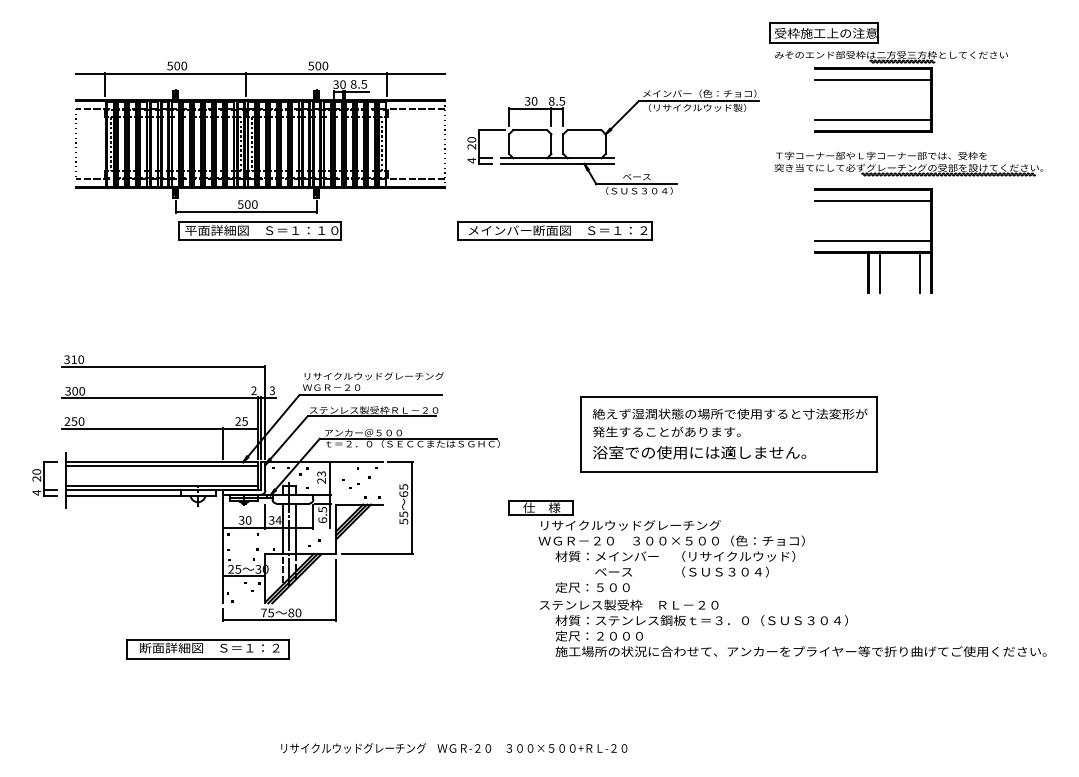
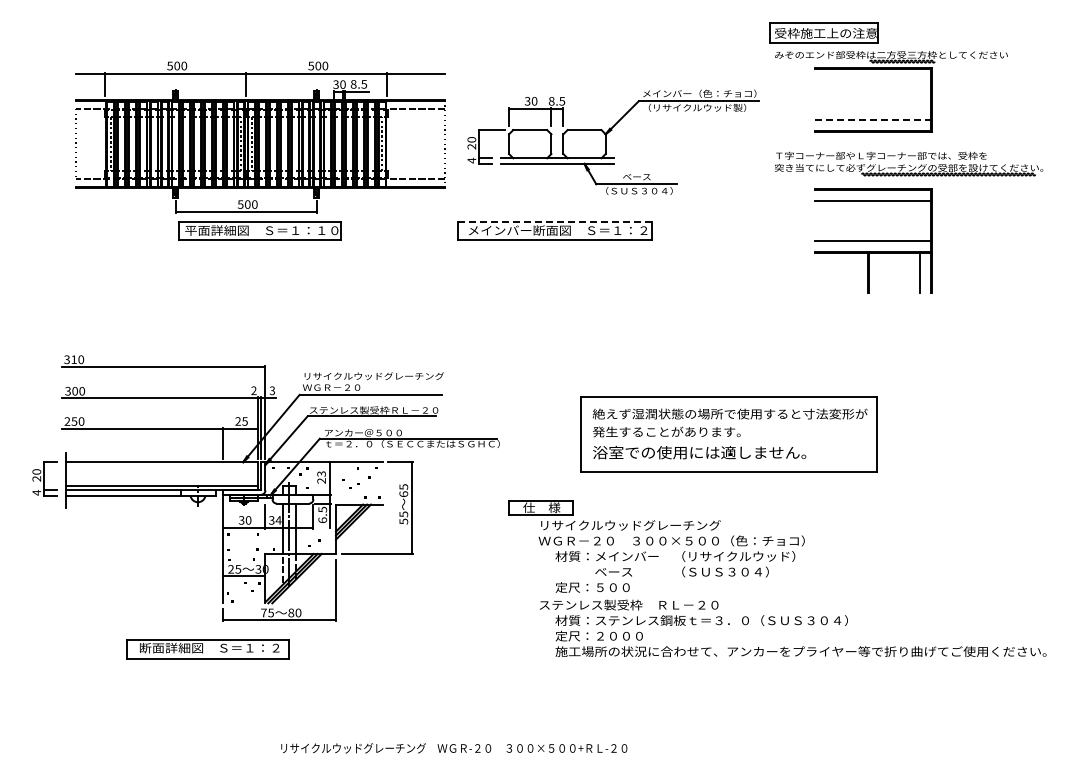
line: present -> none (872, 79)
line: solid -> dashed (873, 120)
line: solid -> dashed (555, 221)
line: present -> none (879, 273)
line: present -> none (161, 466)
